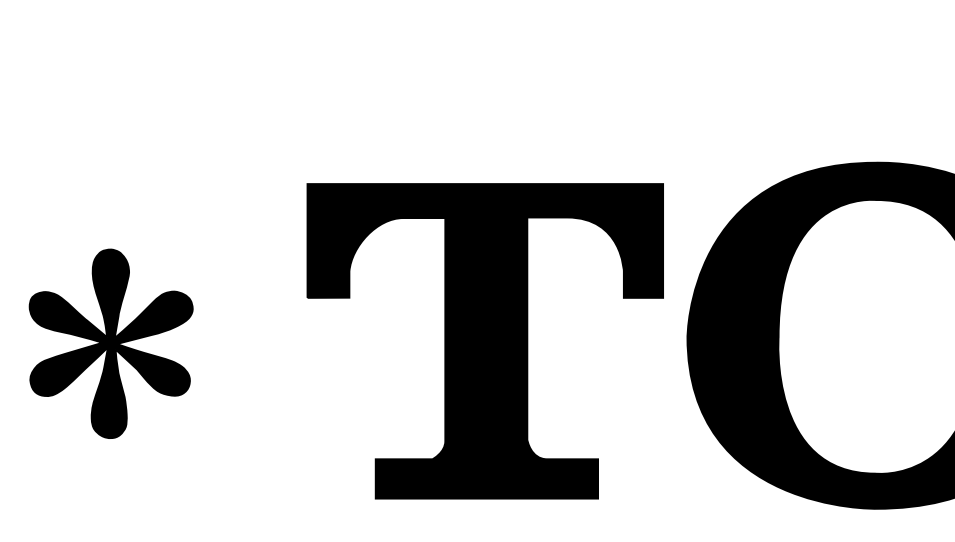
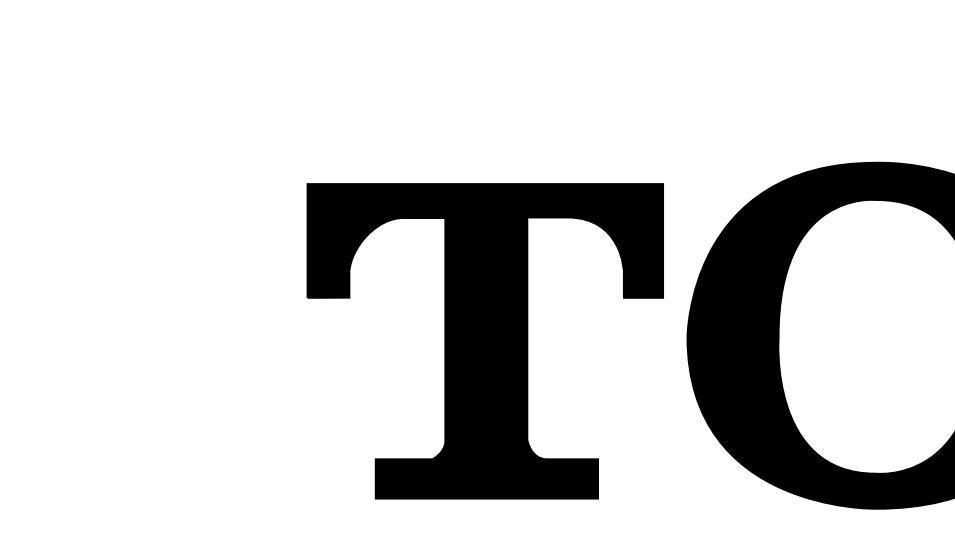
part: present -> none (110, 343)
